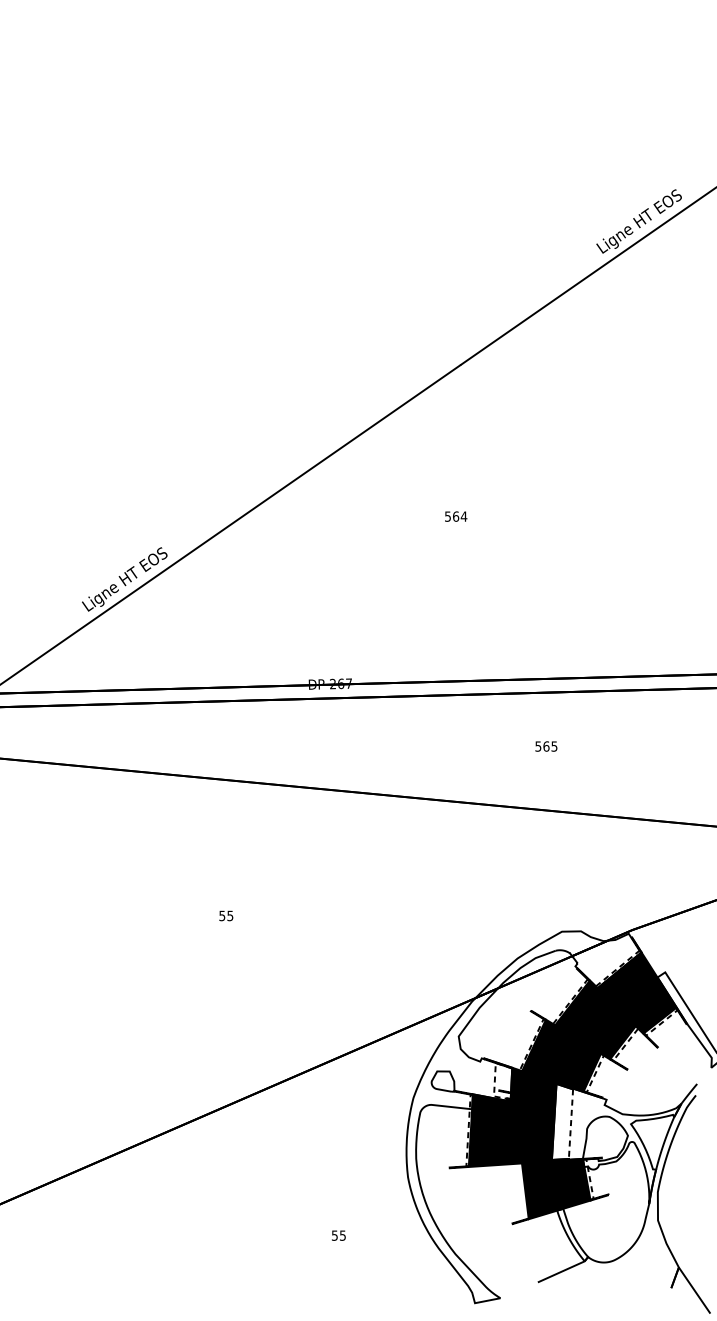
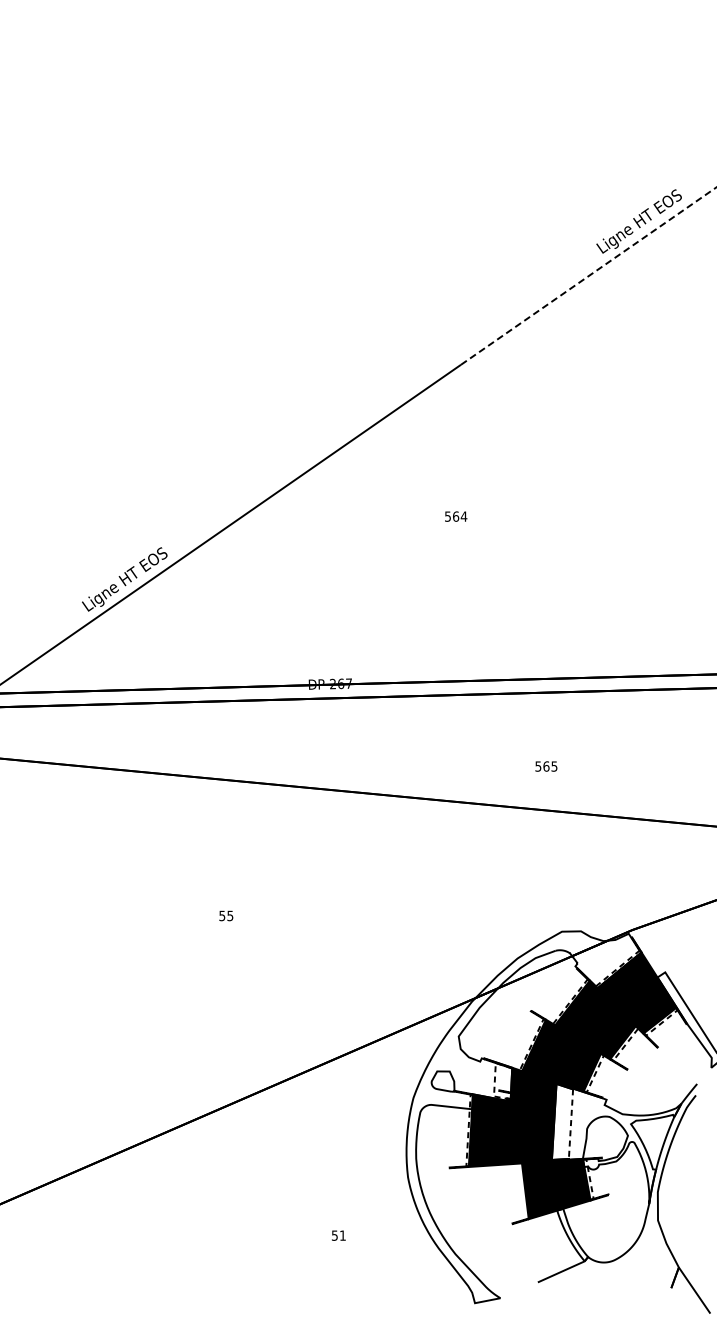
line: solid -> dashed (588, 275)
text position: (546, 746) -> (546, 766) (546, 766)
text: 55 -> 51 (342, 1235)
